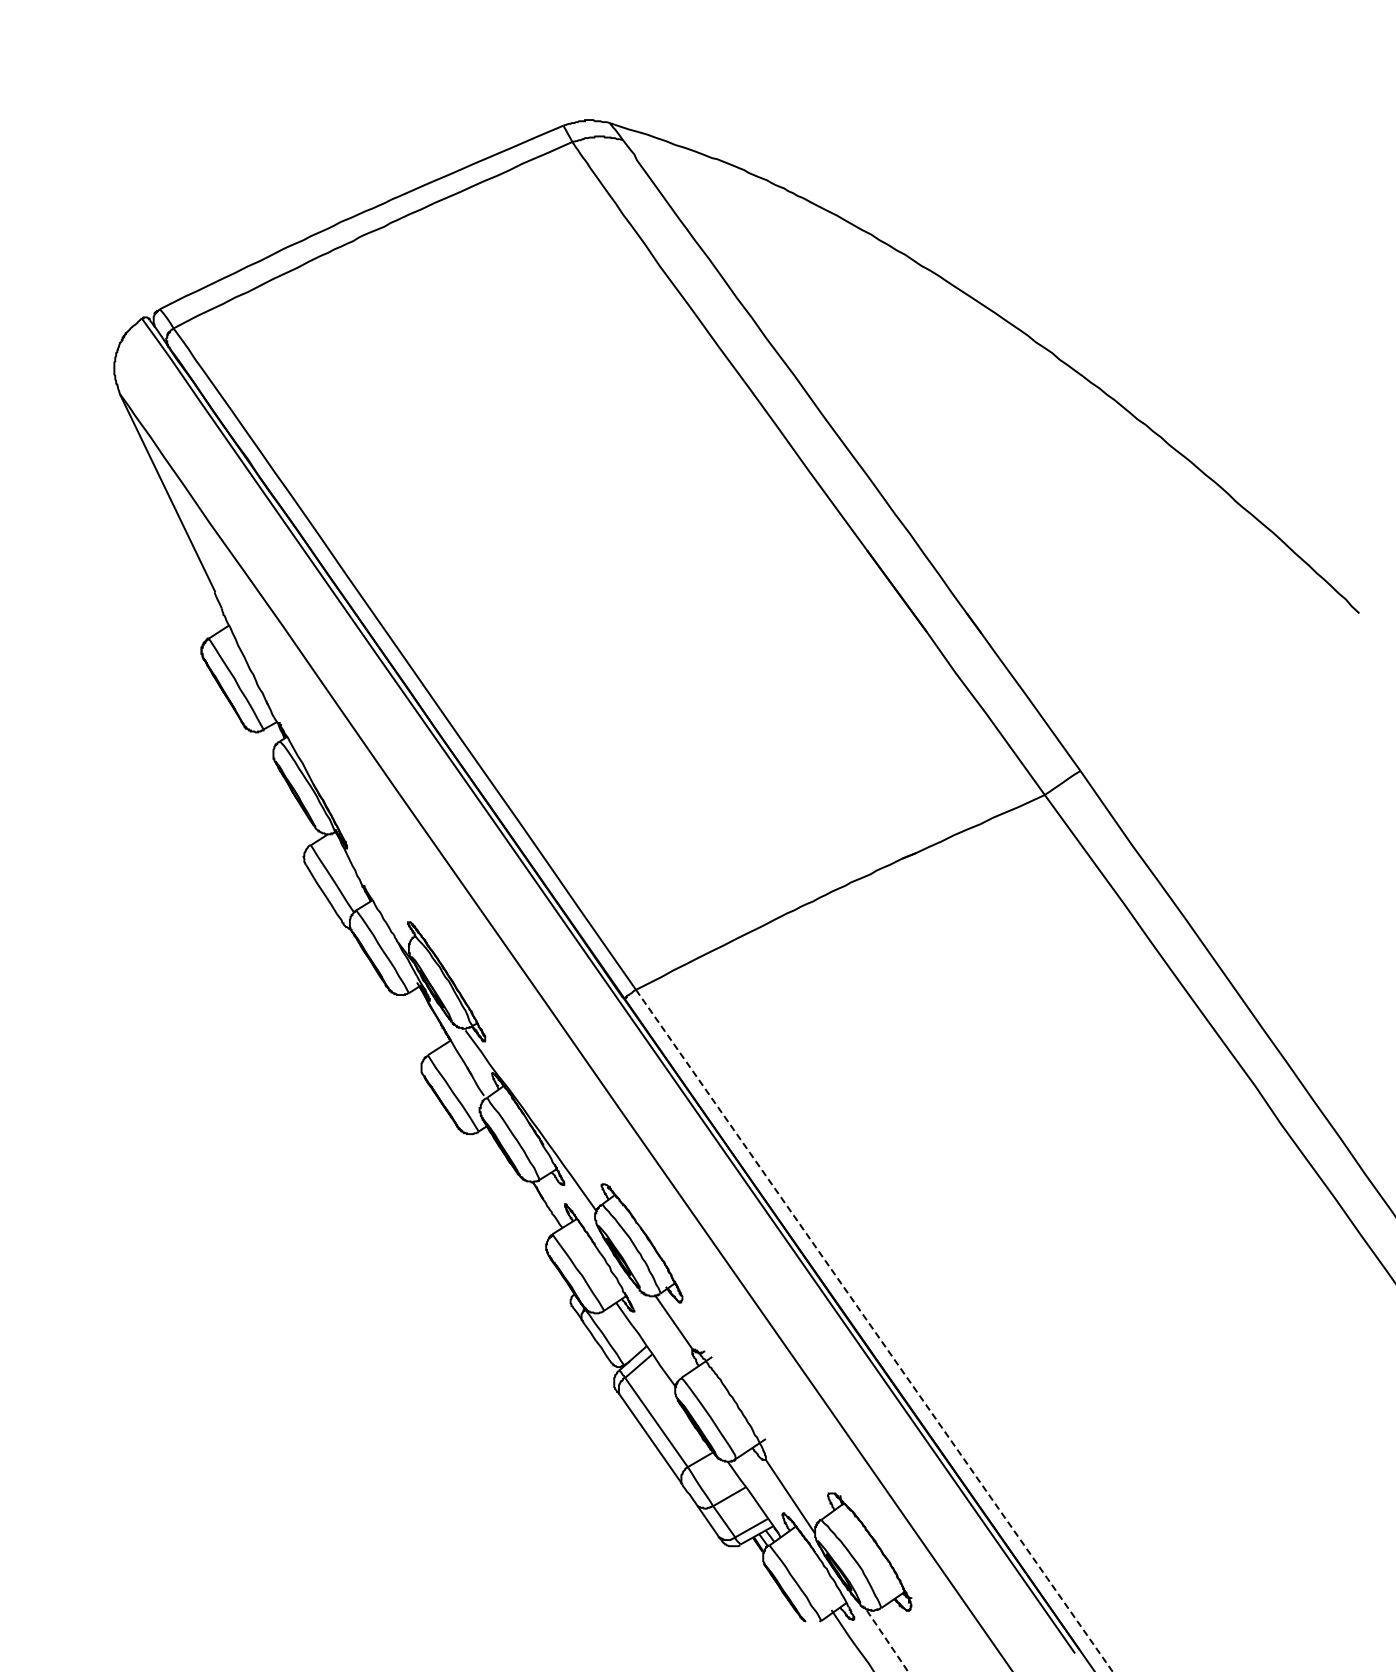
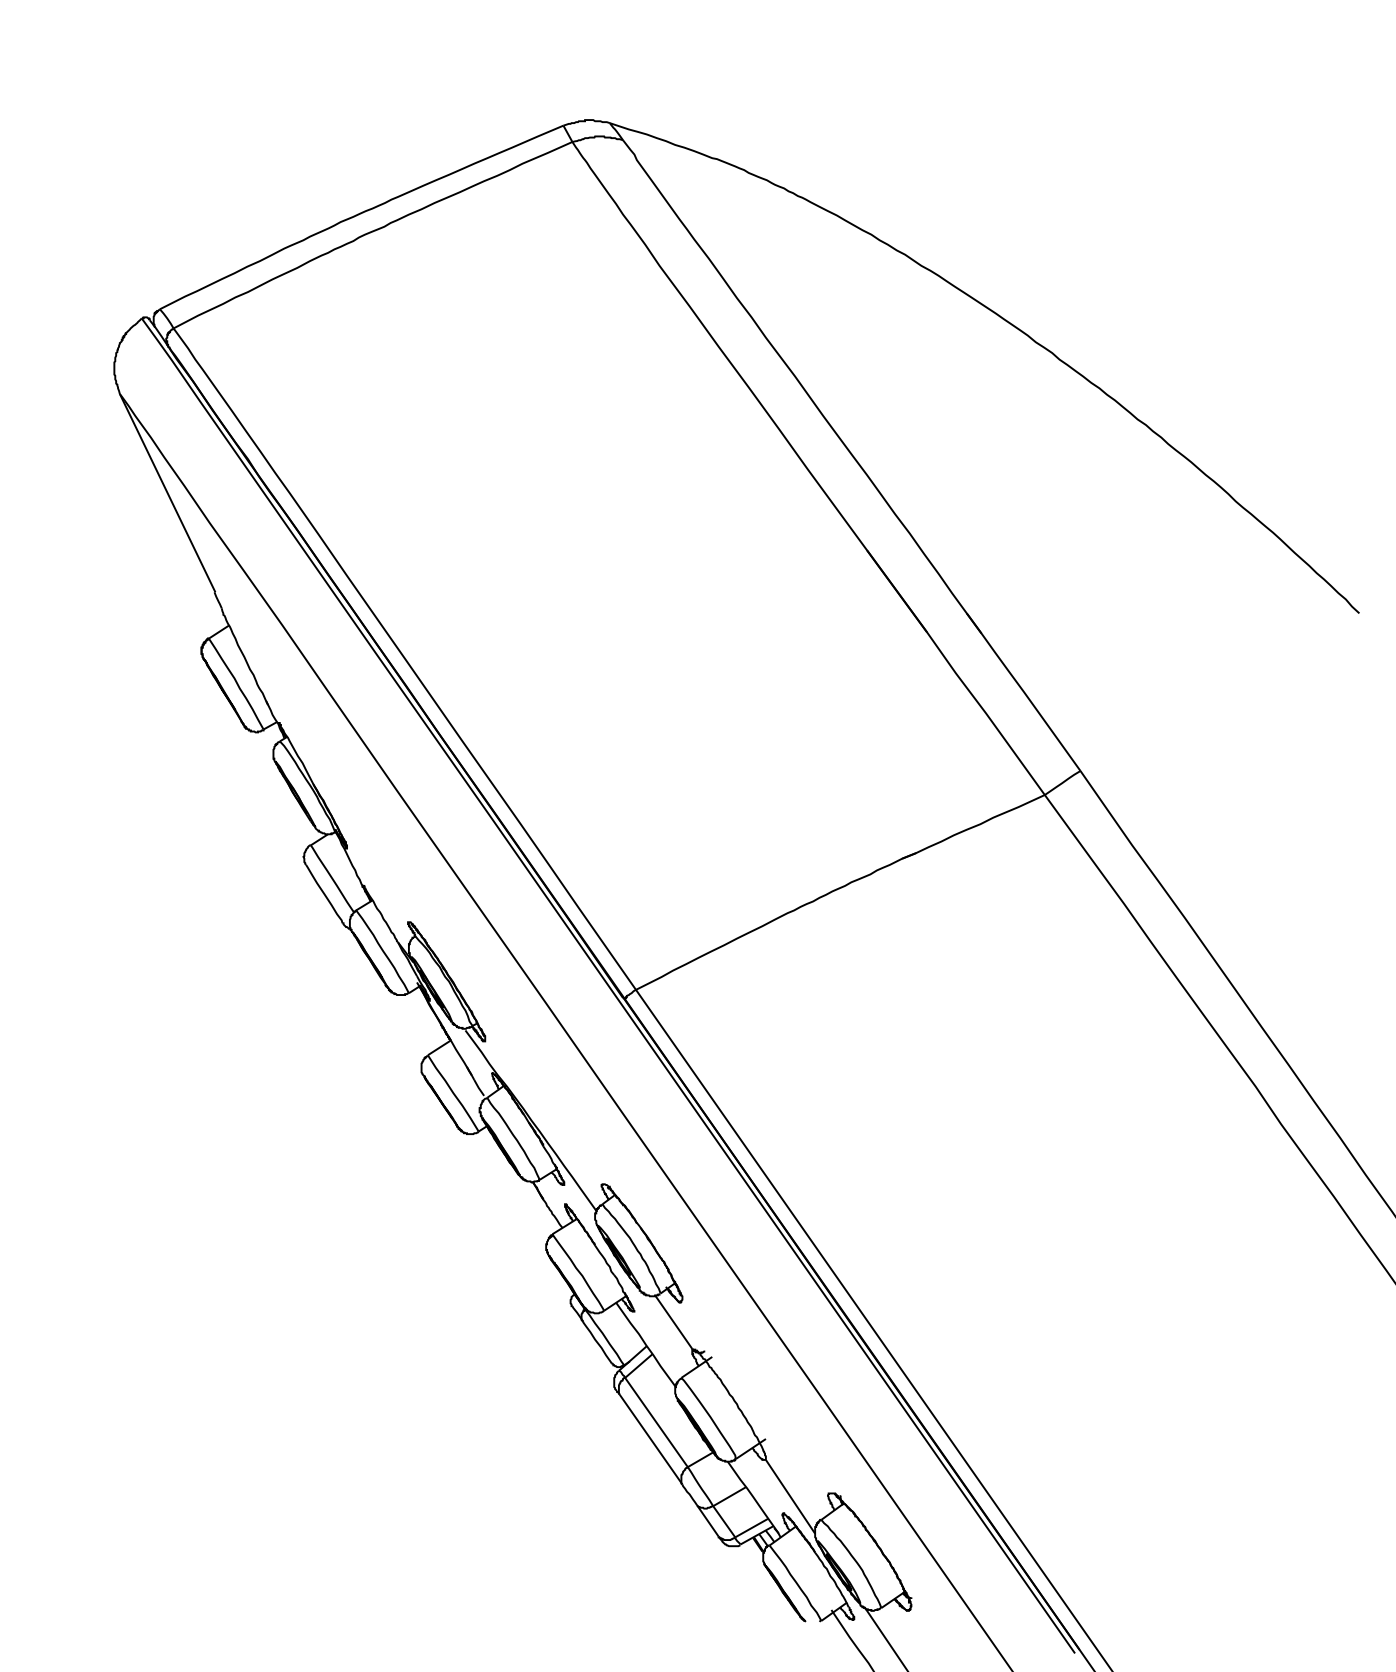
line: dashed -> solid (874, 1331)
line: dashed -> solid (886, 1639)
